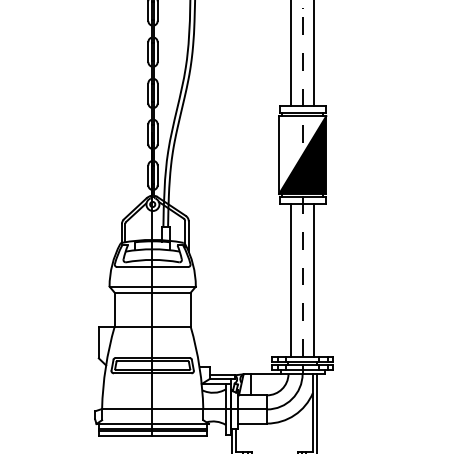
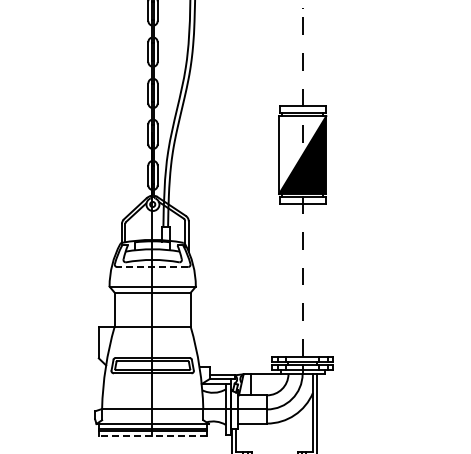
line: present -> none (290, 54)
line: present -> none (314, 54)
line: solid -> dashed (152, 267)
line: present -> none (290, 279)
line: present -> none (314, 279)
line: solid -> dashed (152, 436)
